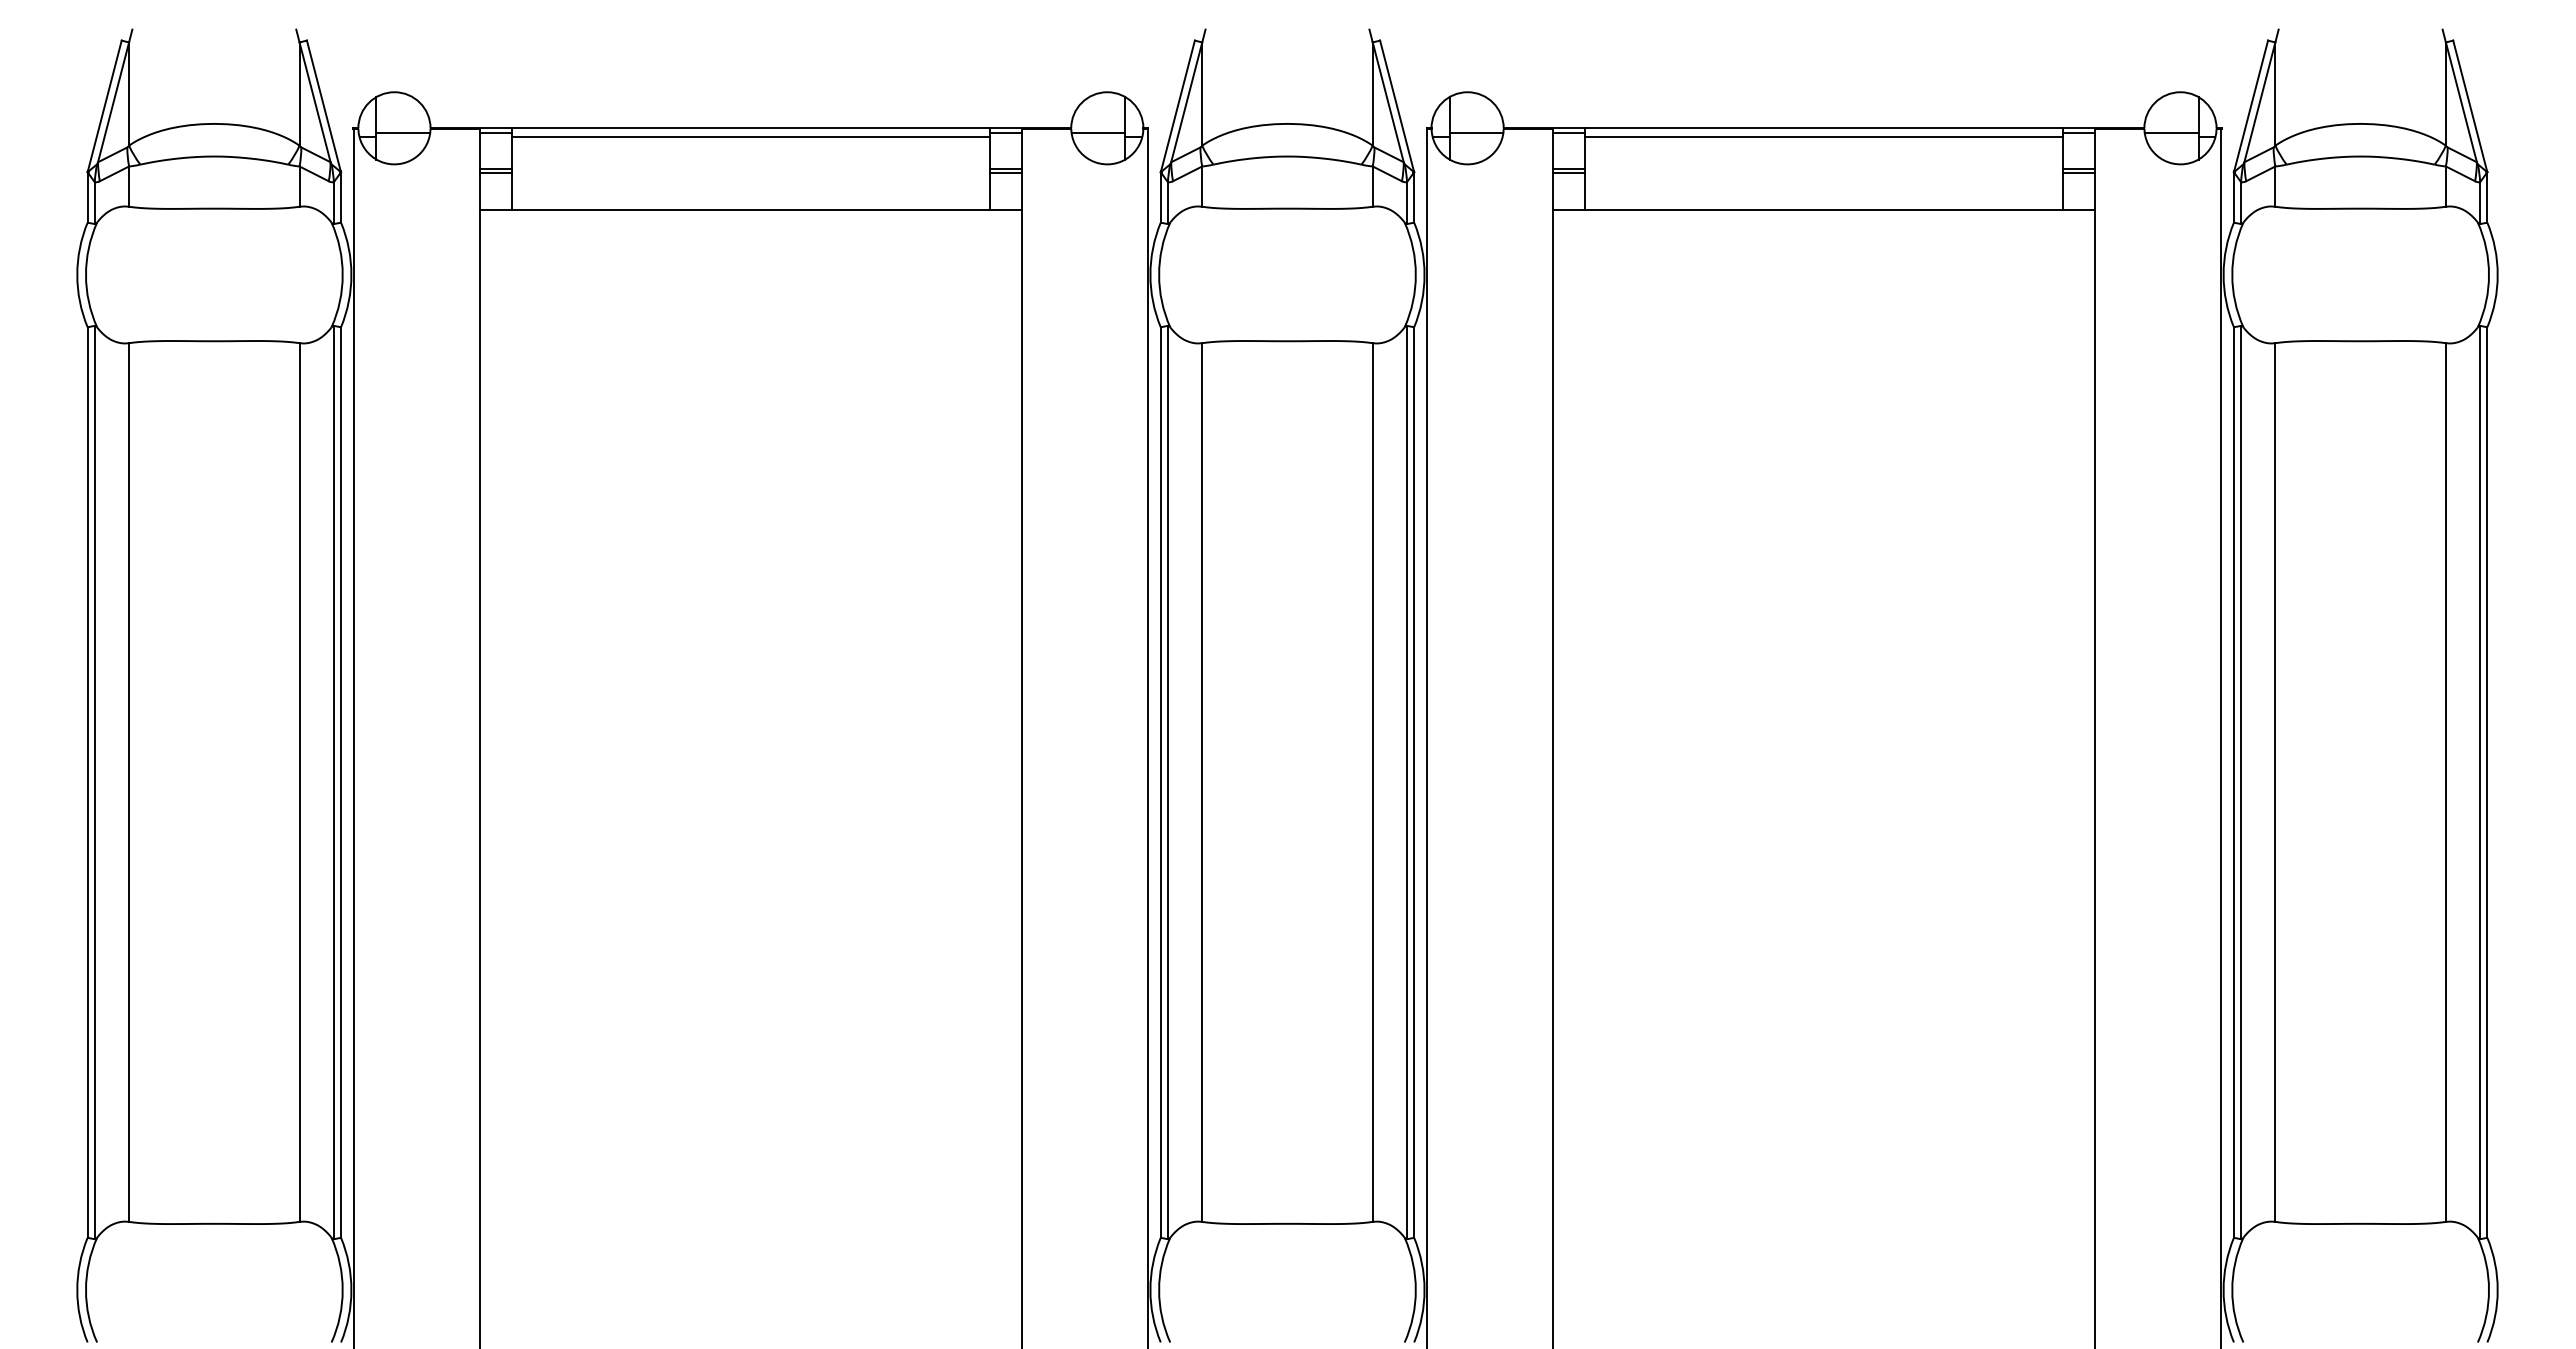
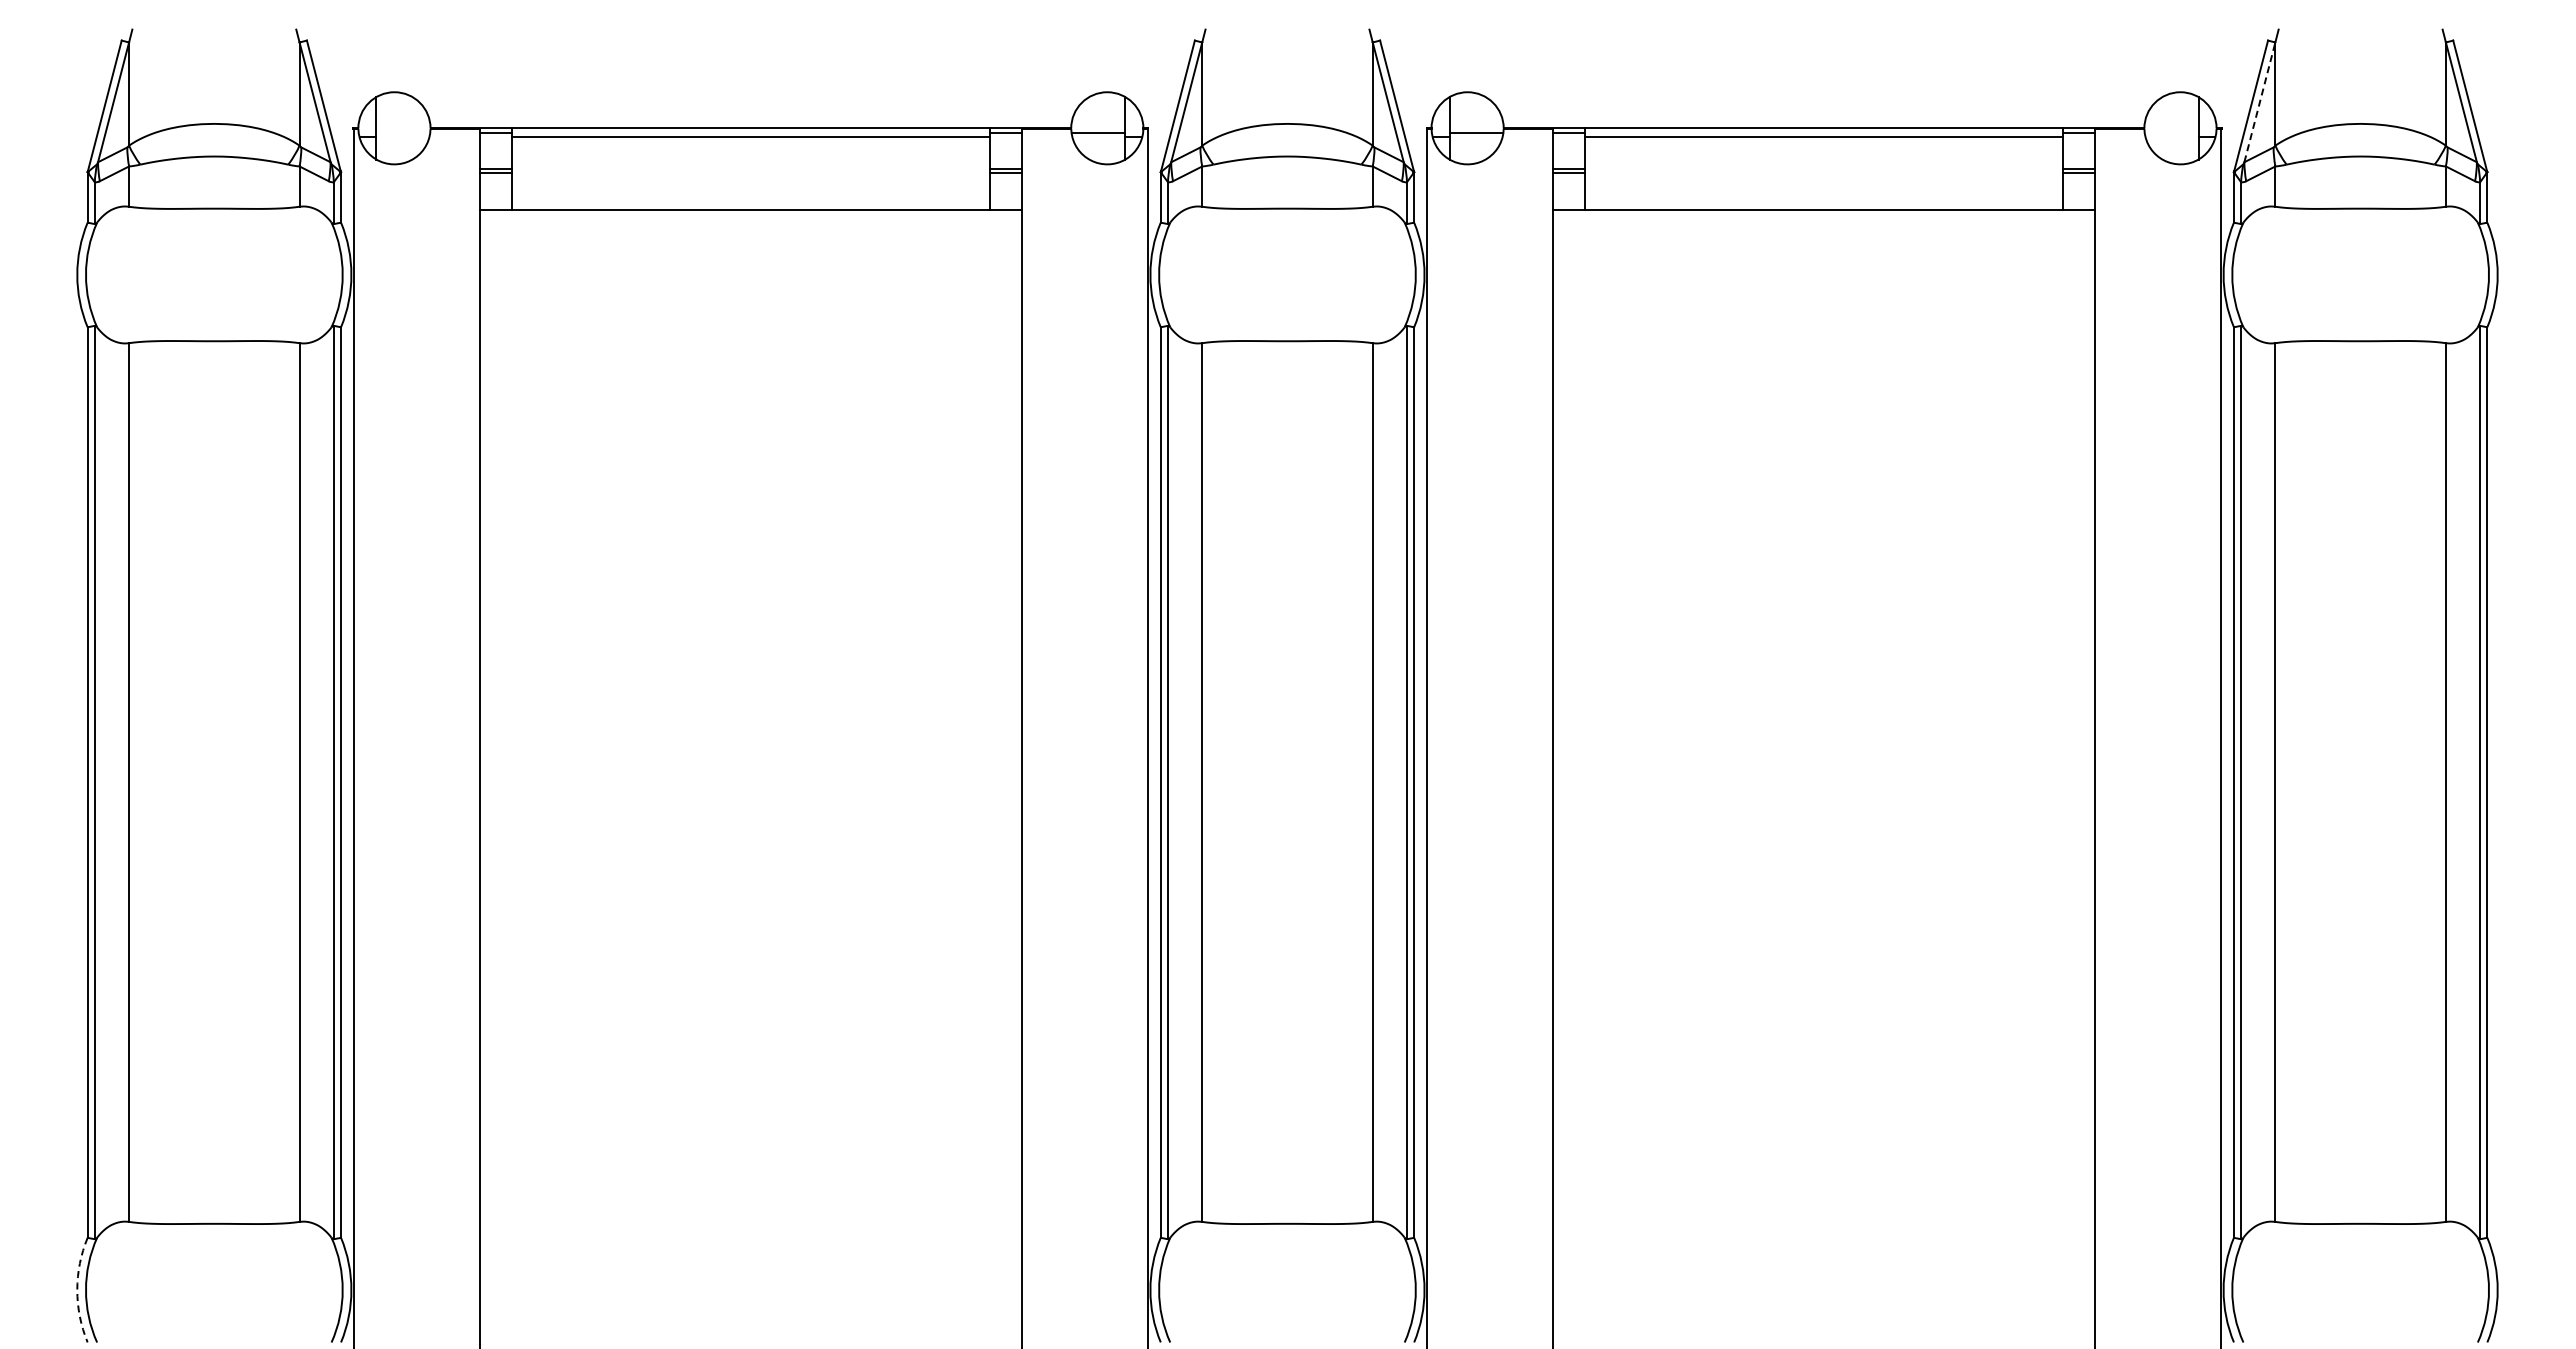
line: solid -> dashed (2259, 102)
line: present -> none (403, 132)
line: present -> none (2171, 132)
arc: solid -> dashed (77, 1290)
